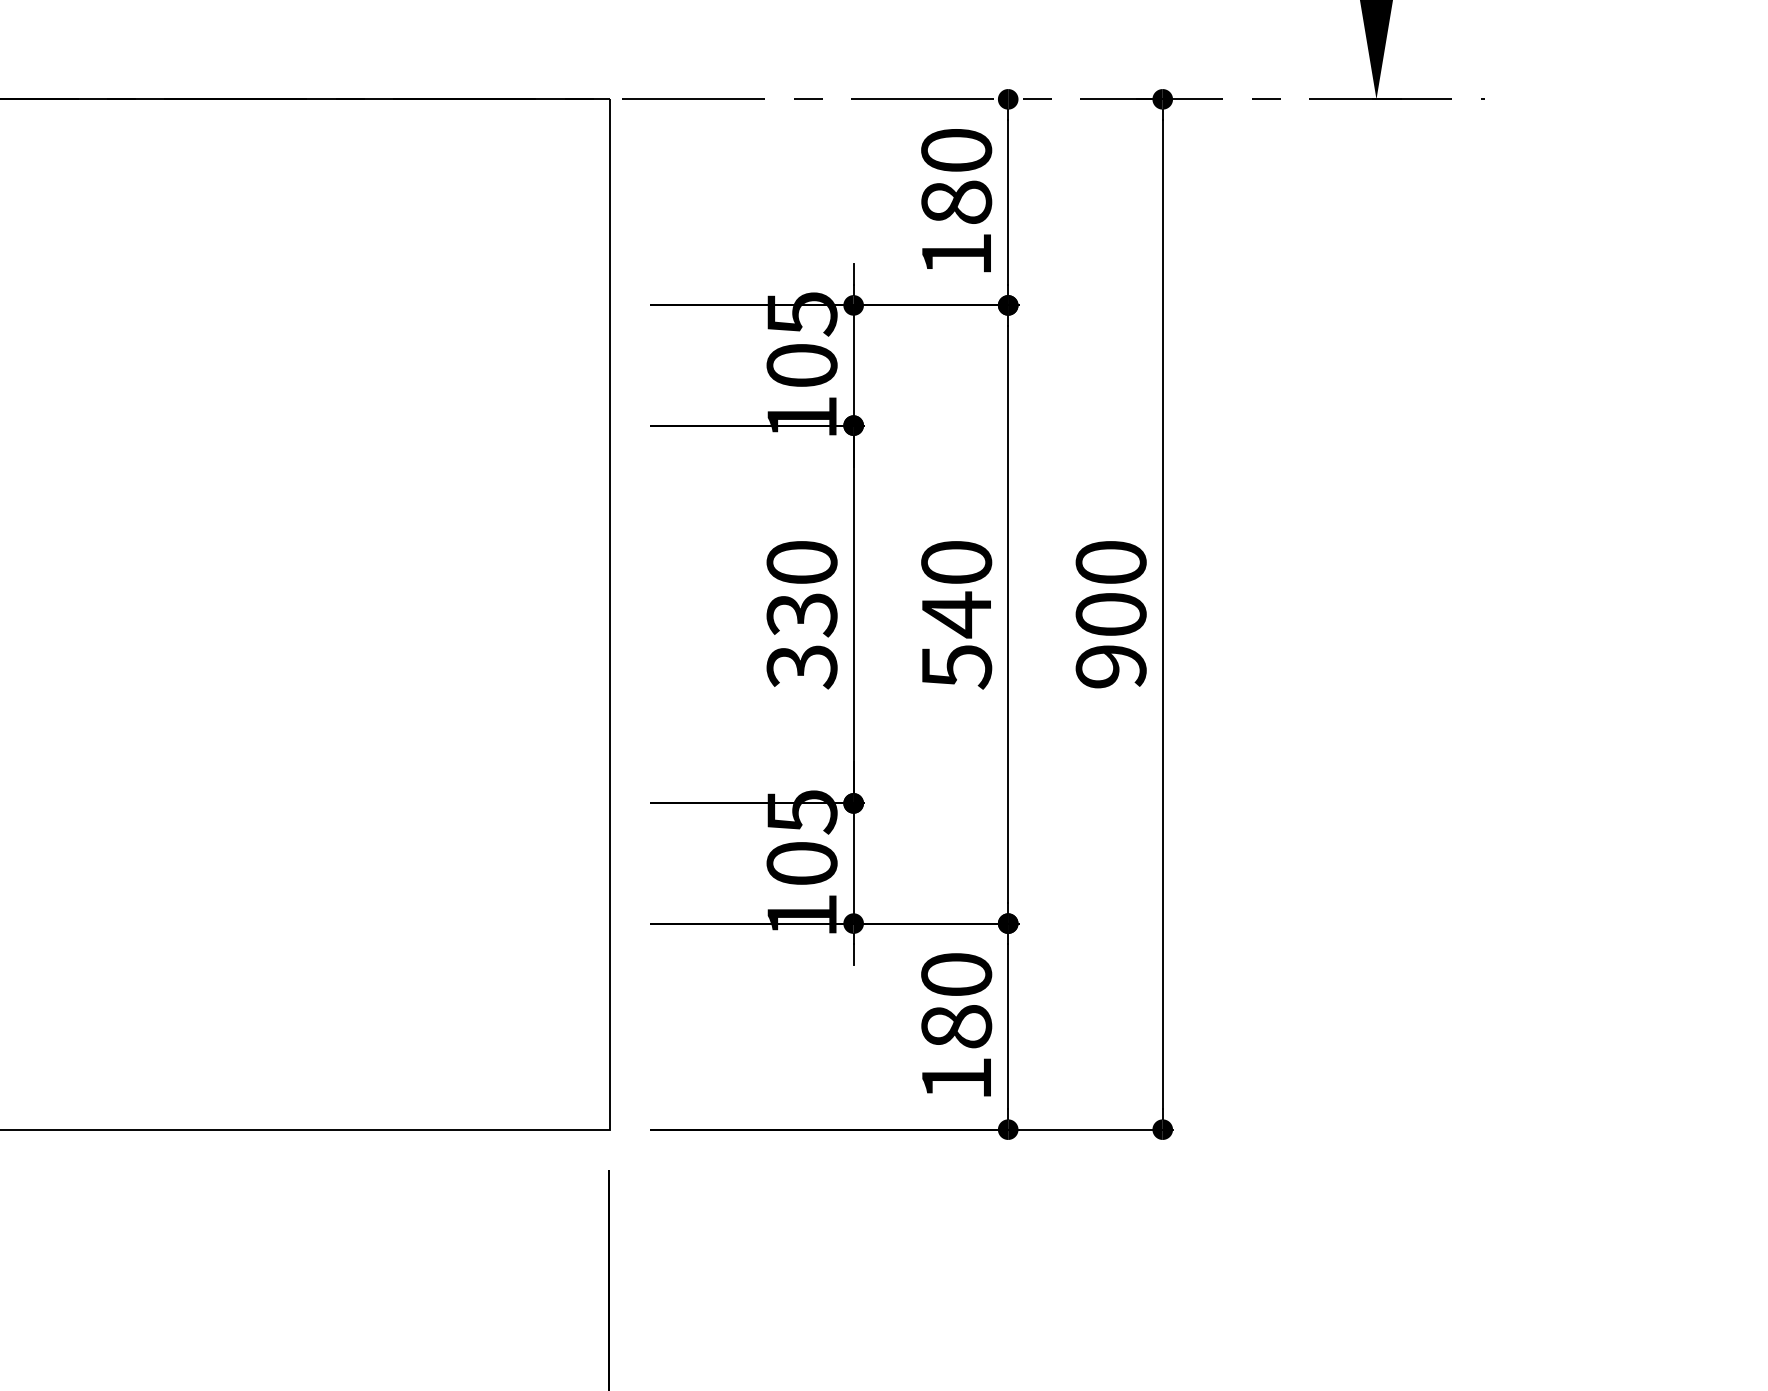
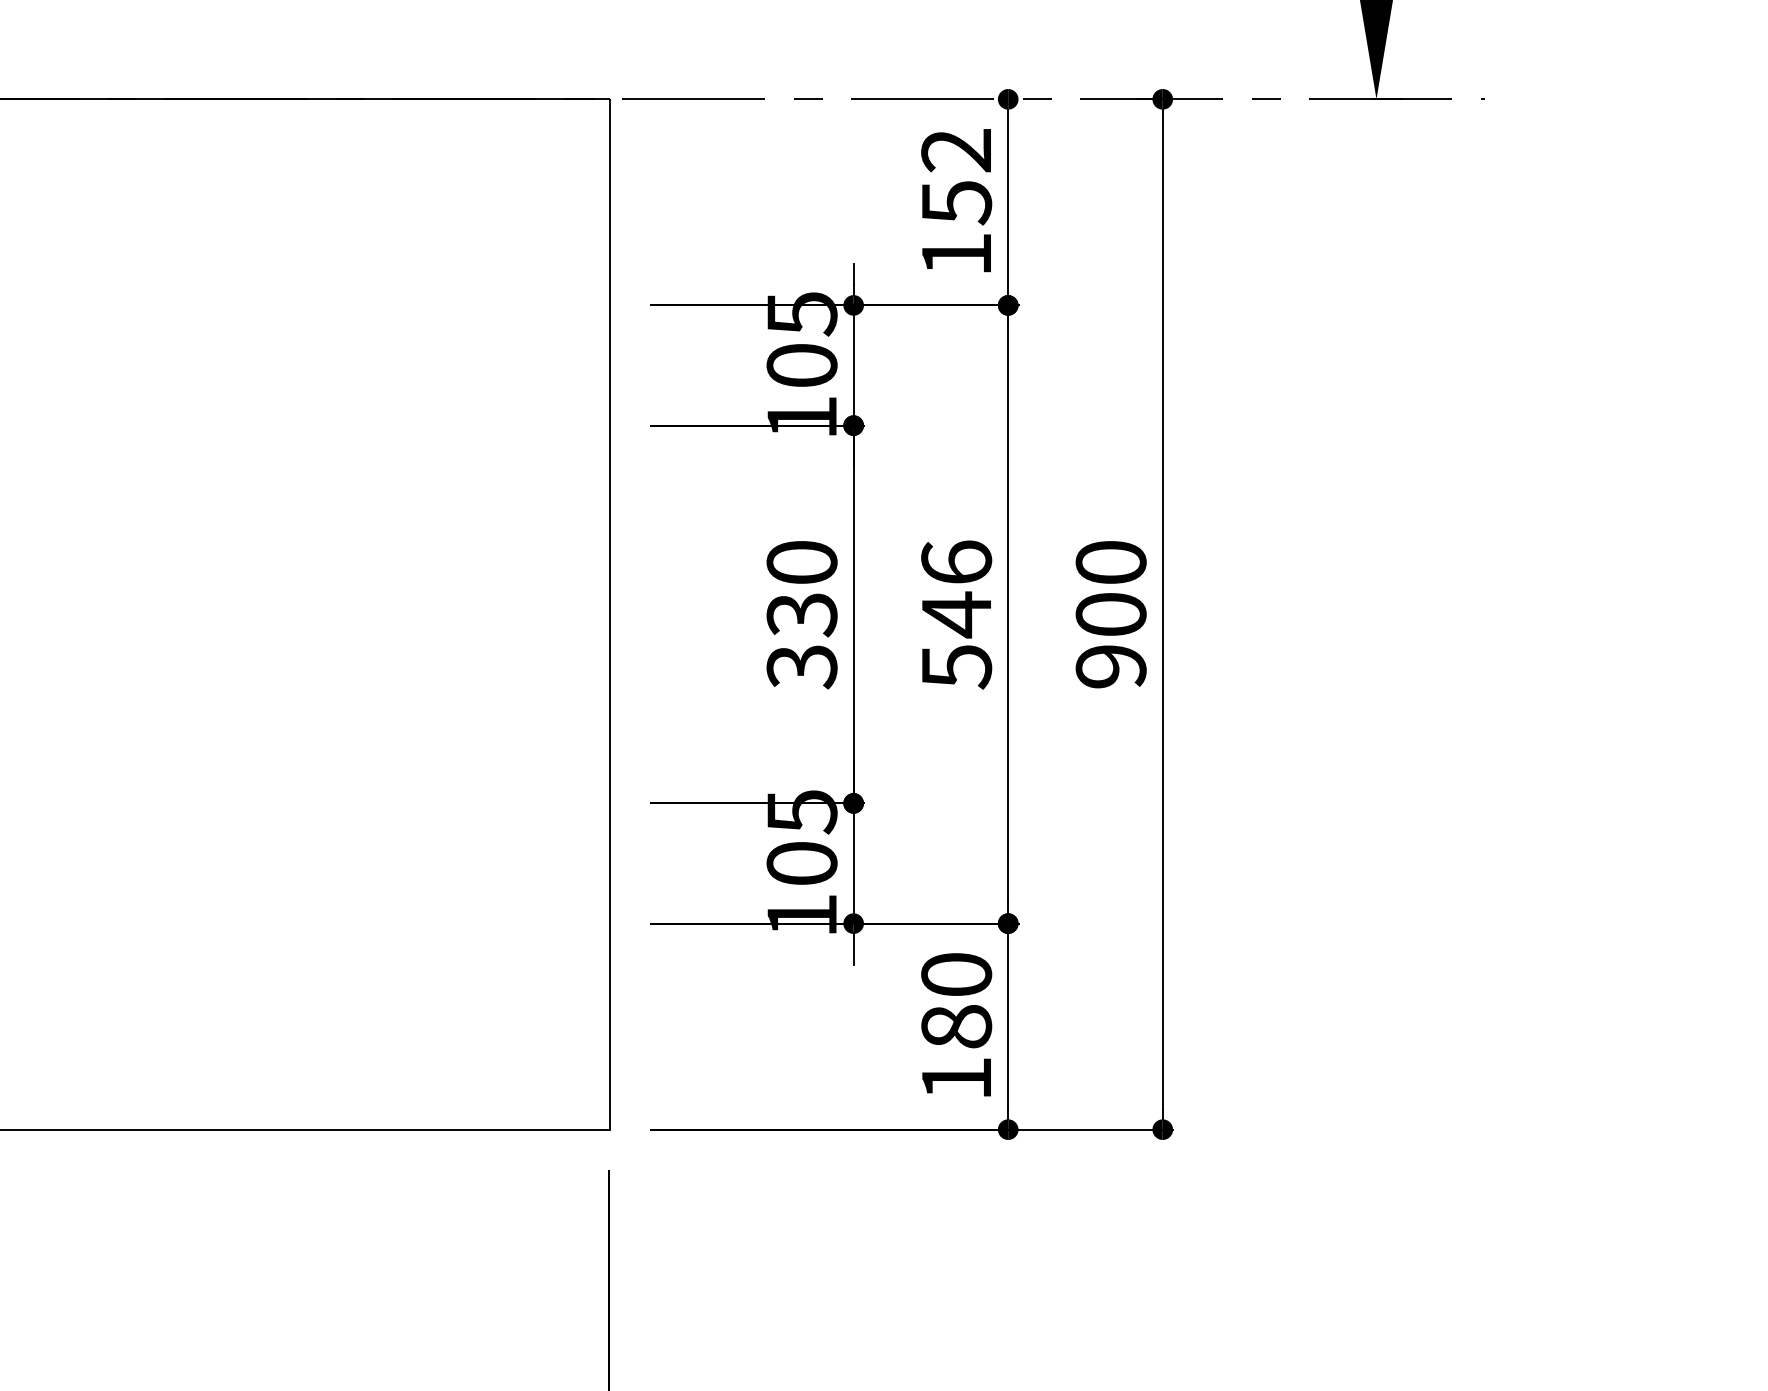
text: 180 -> 152 (956, 177)
text: 540 -> 546 (956, 561)
